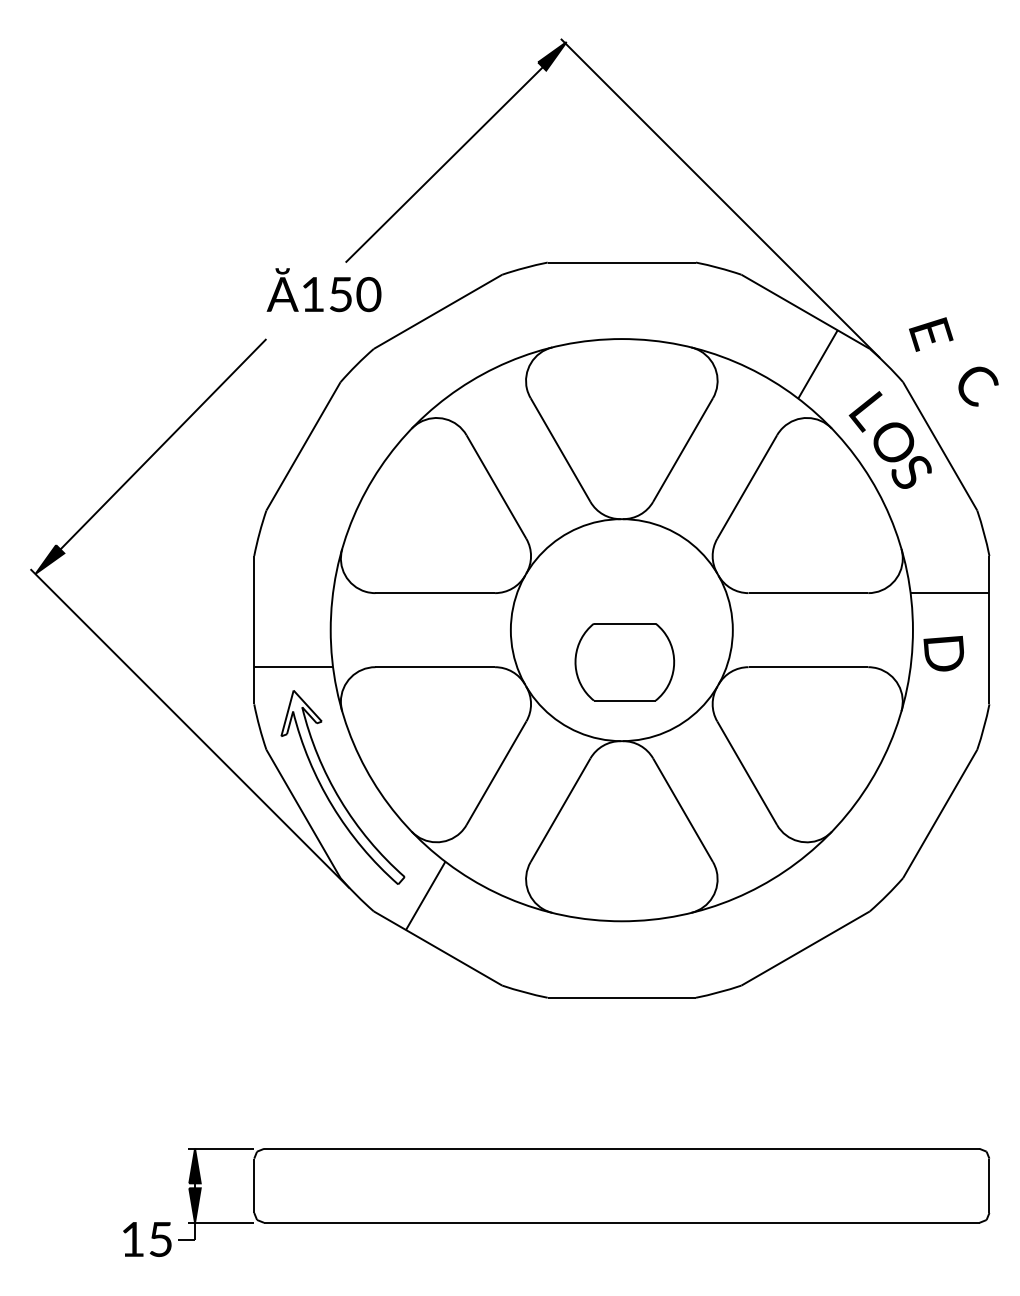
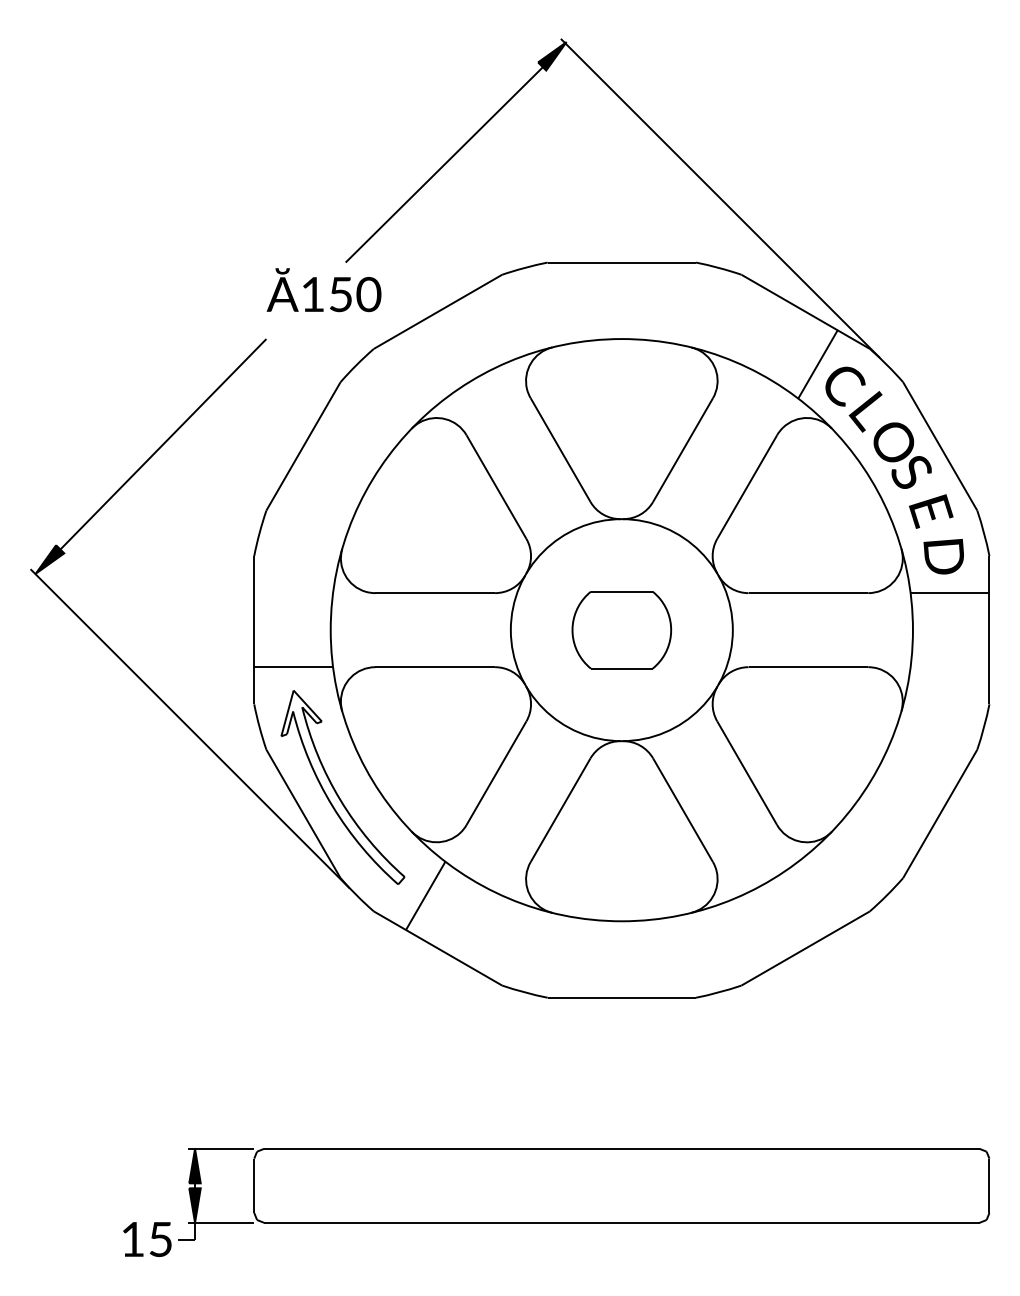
text position: (931, 334) -> (931, 511) (931, 511)
text position: (978, 386) -> (845, 386) (845, 386)
text position: (943, 653) -> (943, 556) (943, 556)
part position: (624, 662) -> (621, 630) (621, 630)
